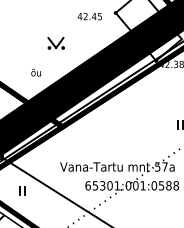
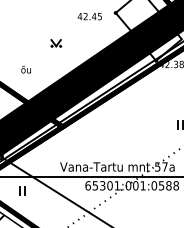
part size: 18x14 px -> 13x9 px (56, 43)
text position: (35, 72) -> (25, 69) (25, 69)
line: none -> present (91, 176)
